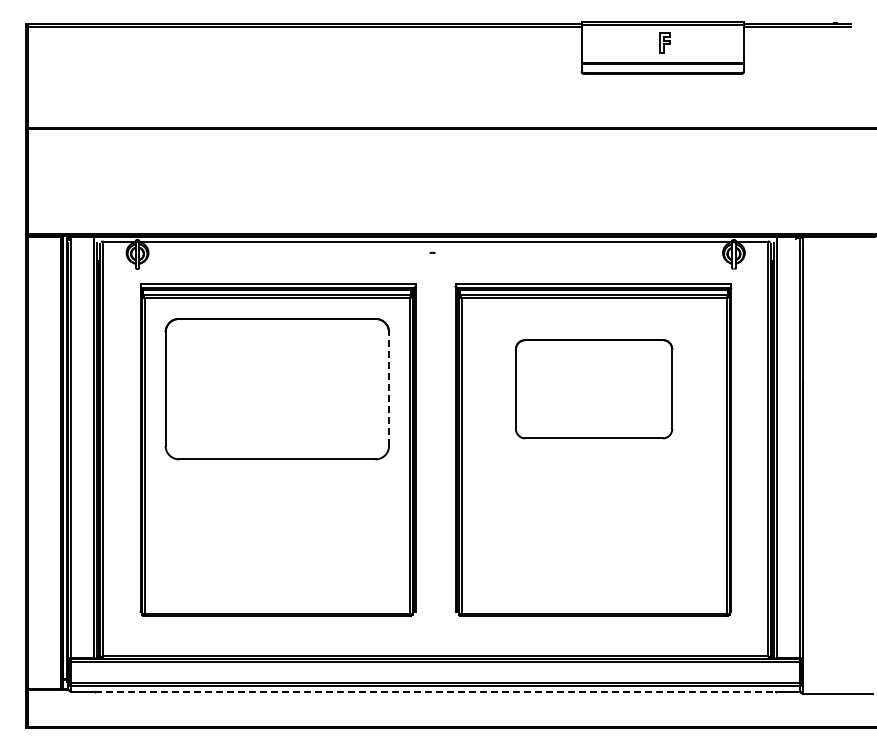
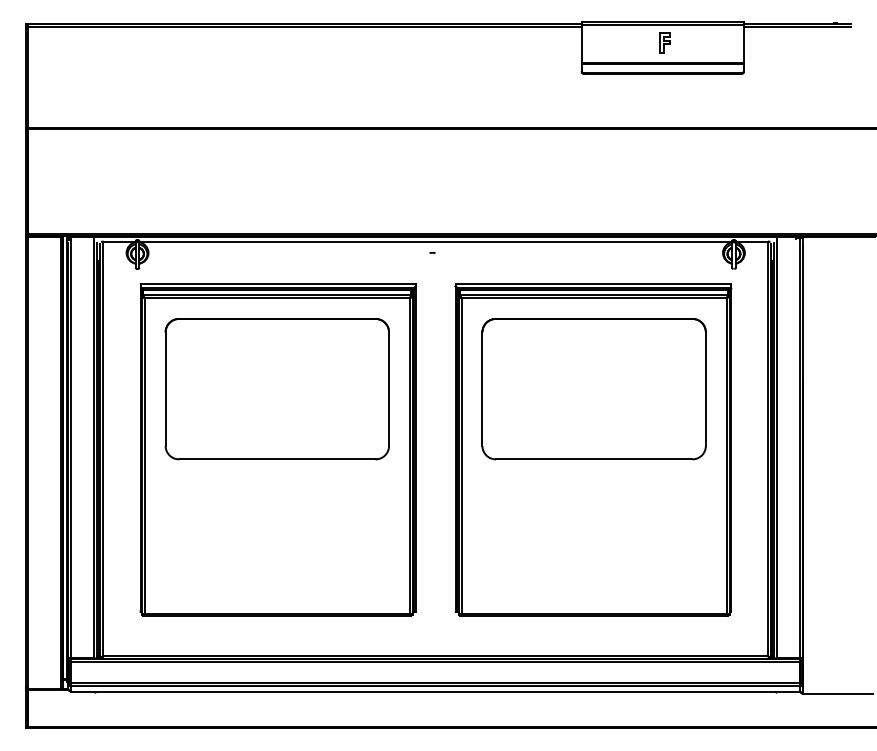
line: dashed -> solid (389, 389)
part size: 159x101 px -> 226x143 px (593, 389)
line: dashed -> solid (435, 691)
